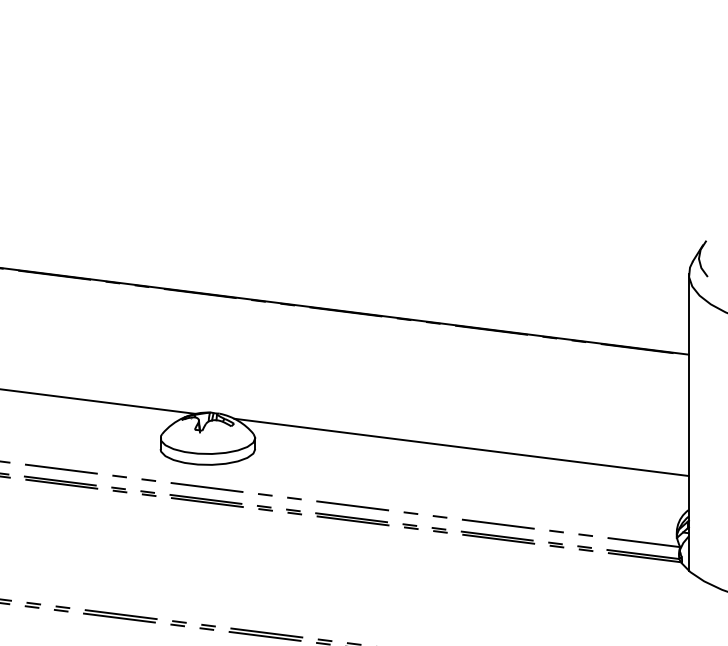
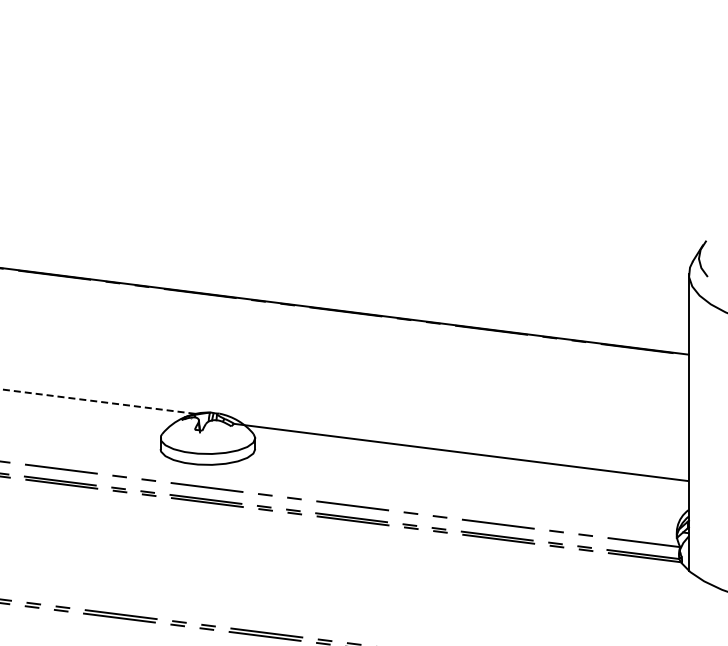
line: solid -> dashed (97, 401)
line position: (461, 447) -> (460, 452) (460, 452)
